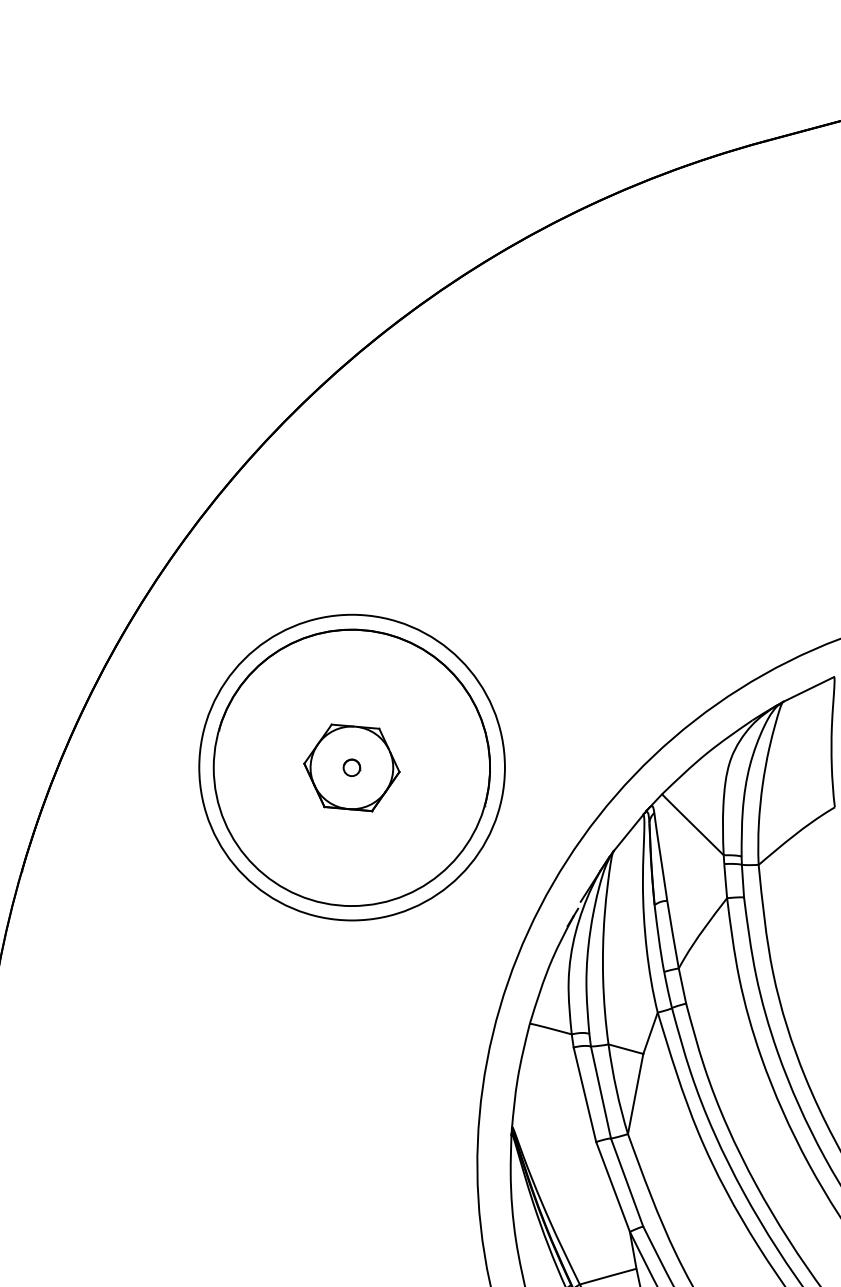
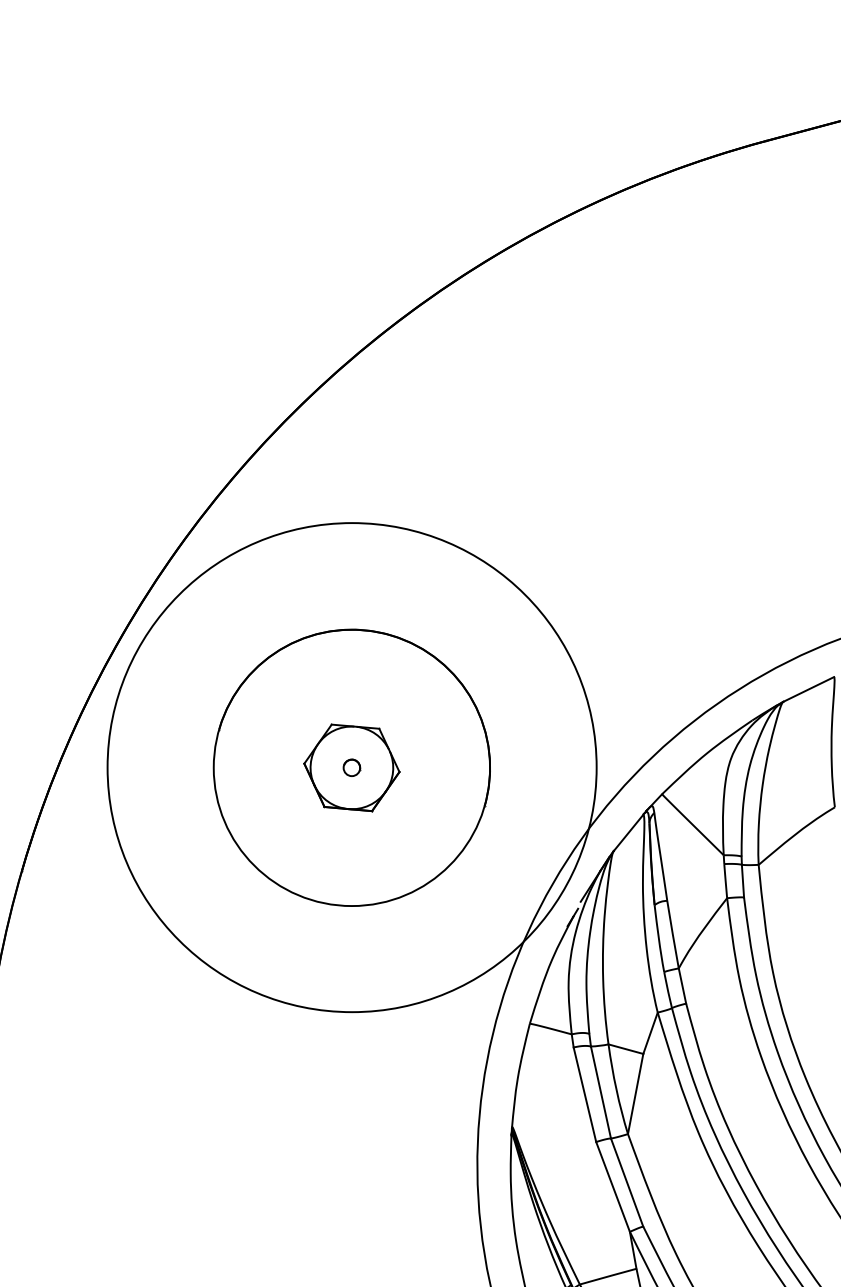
circle diameter: 306 px -> 489 px (351, 767)
